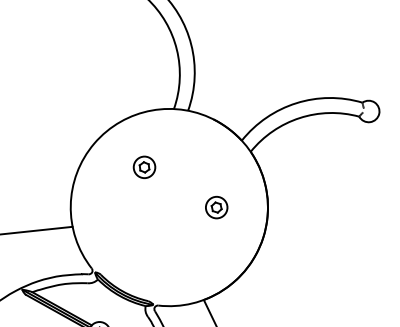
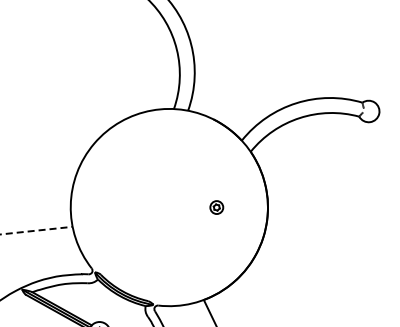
part: present -> none (144, 166)
part size: 24x25 px -> 16x15 px (216, 207)
line: solid -> dashed (37, 230)
